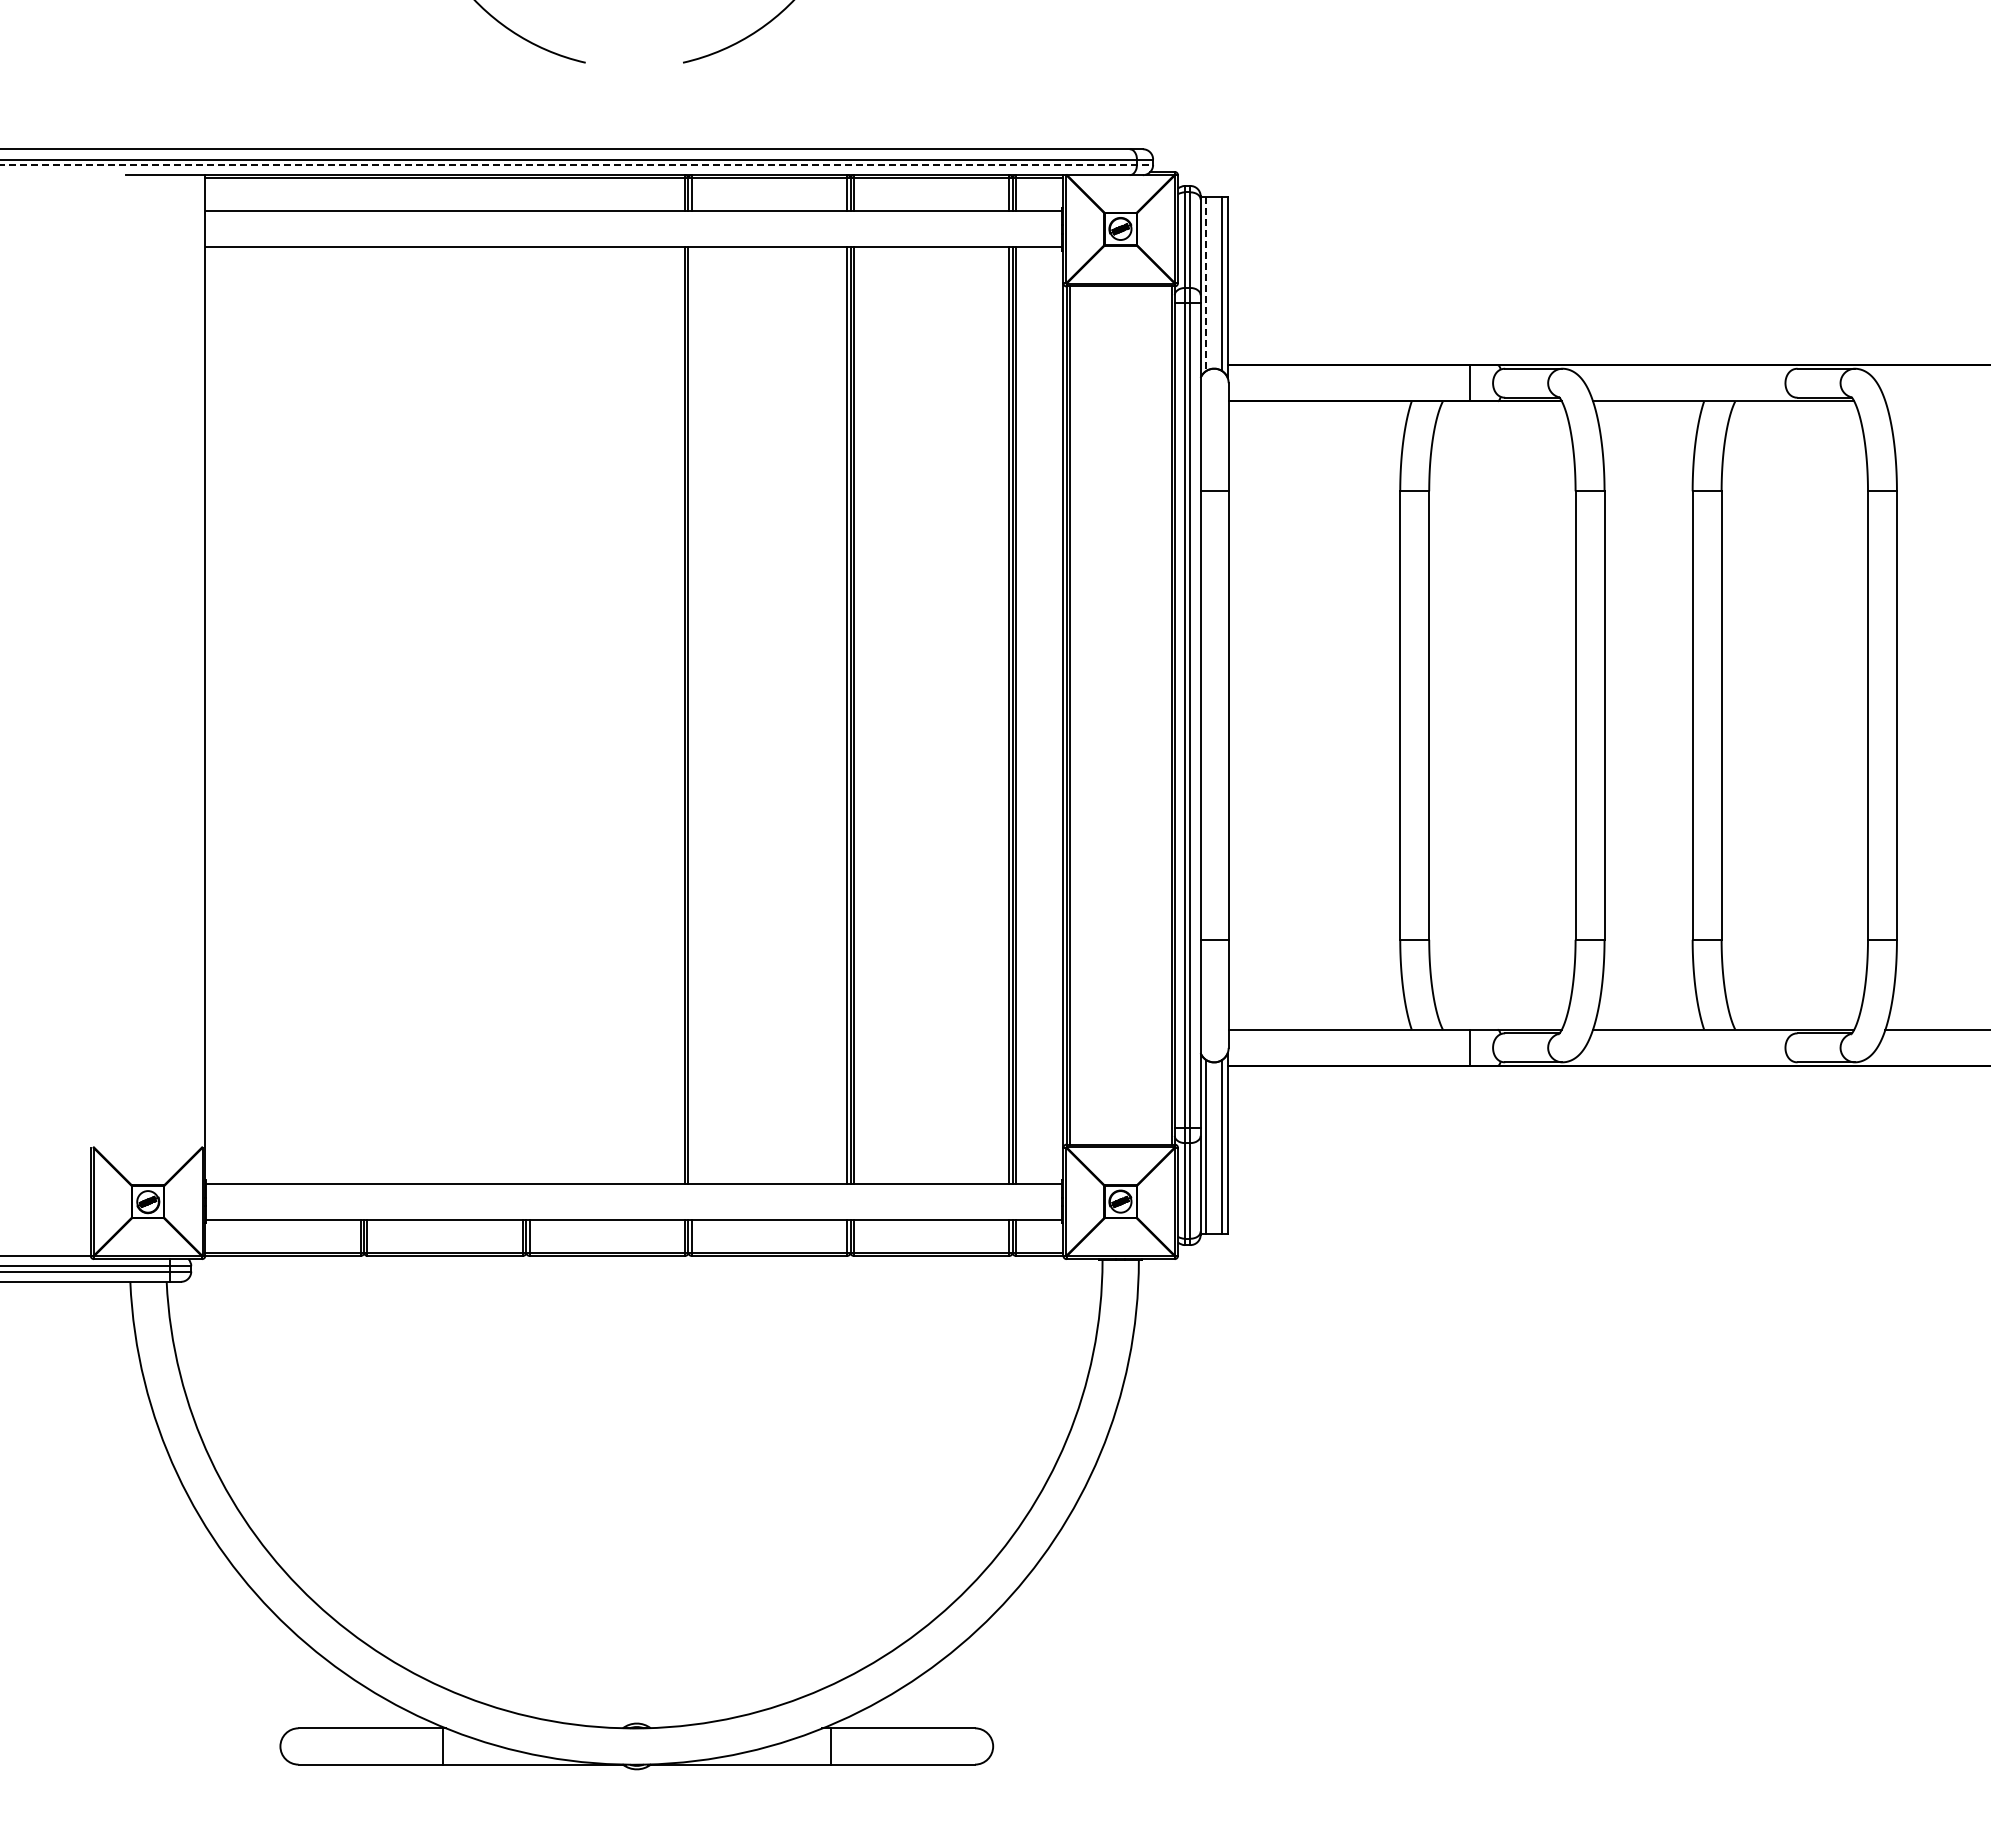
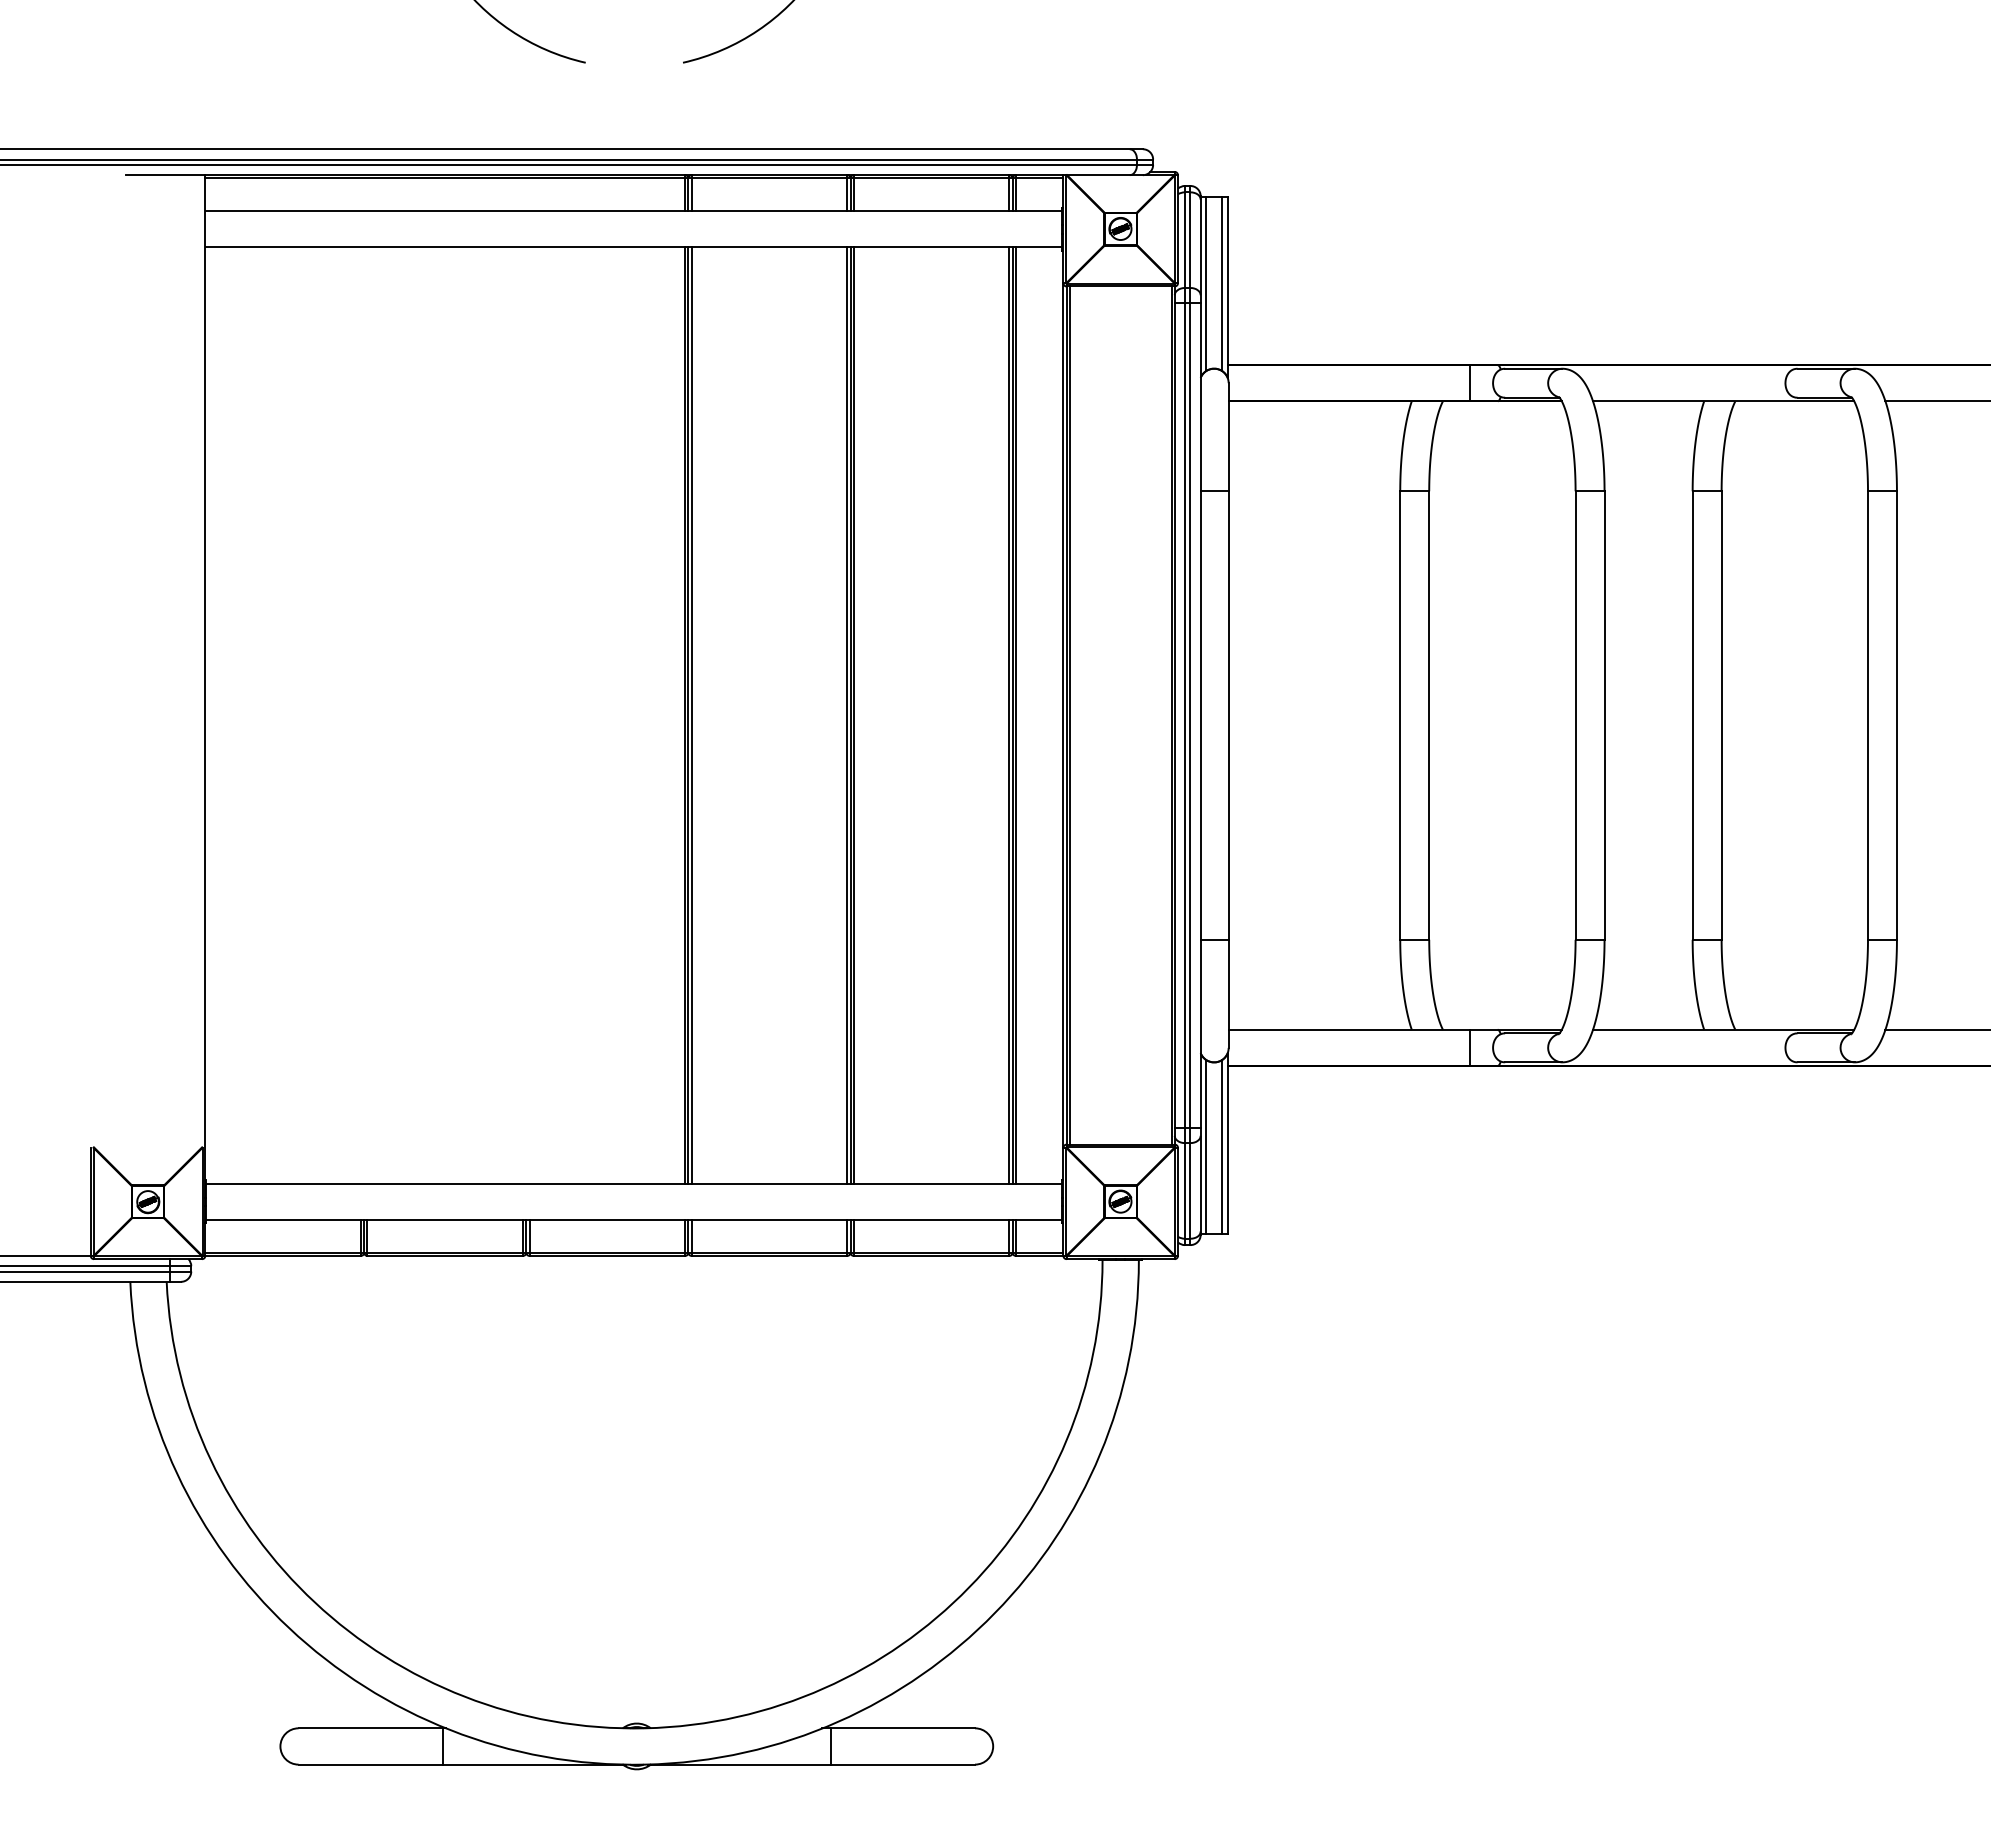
line: dashed -> solid (577, 164)
line: dashed -> solid (1206, 284)
line: none -> present (1936, 401)
line: none -> present (691, 715)
